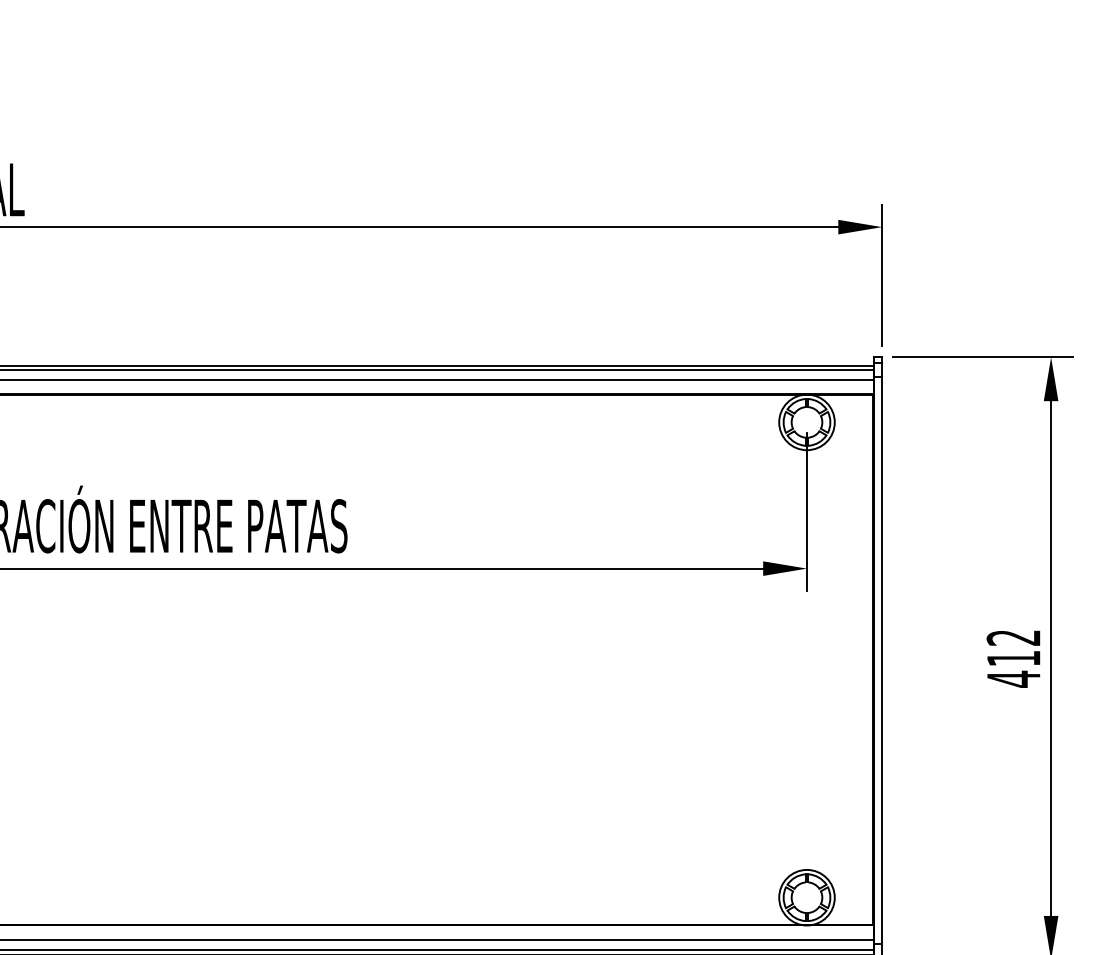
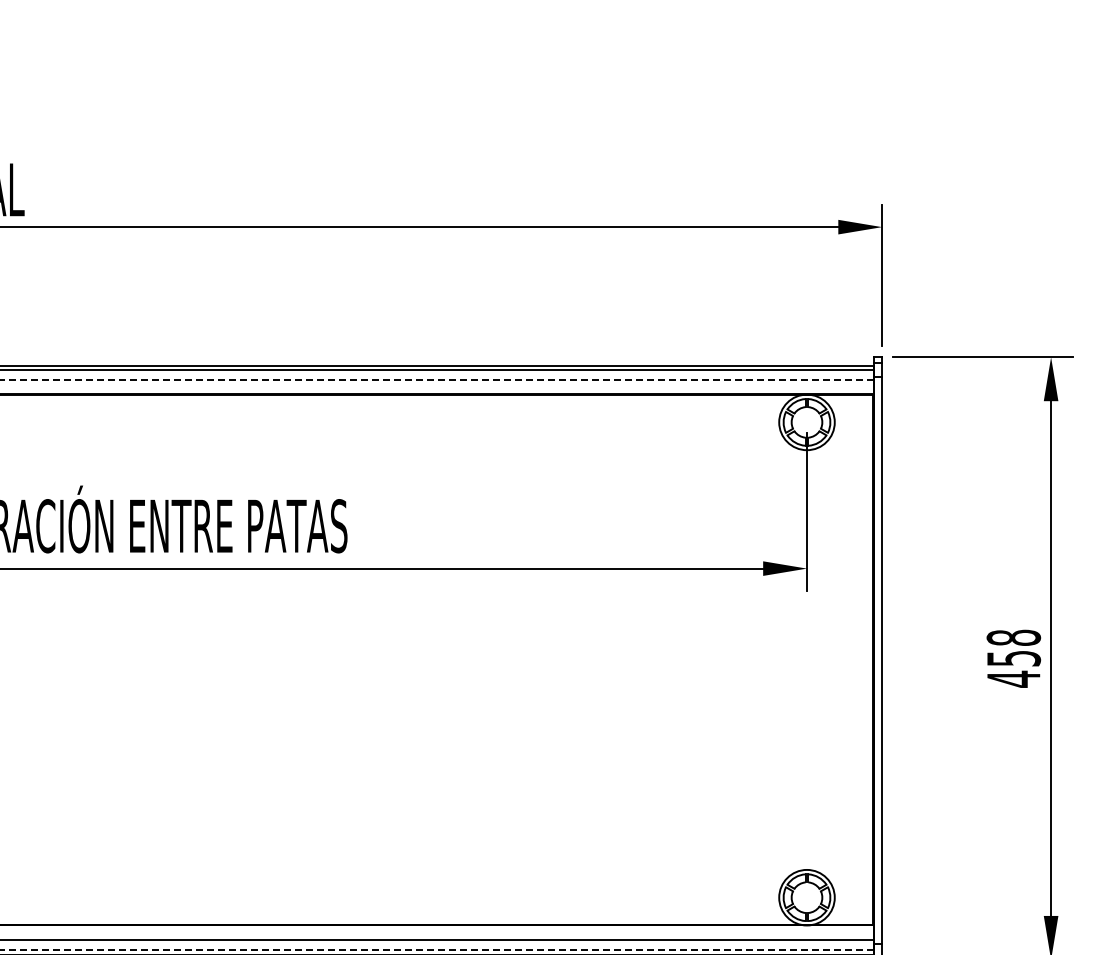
line: solid -> dashed (437, 379)
text: 412 -> 458 (1013, 647)
line: solid -> dashed (437, 949)
